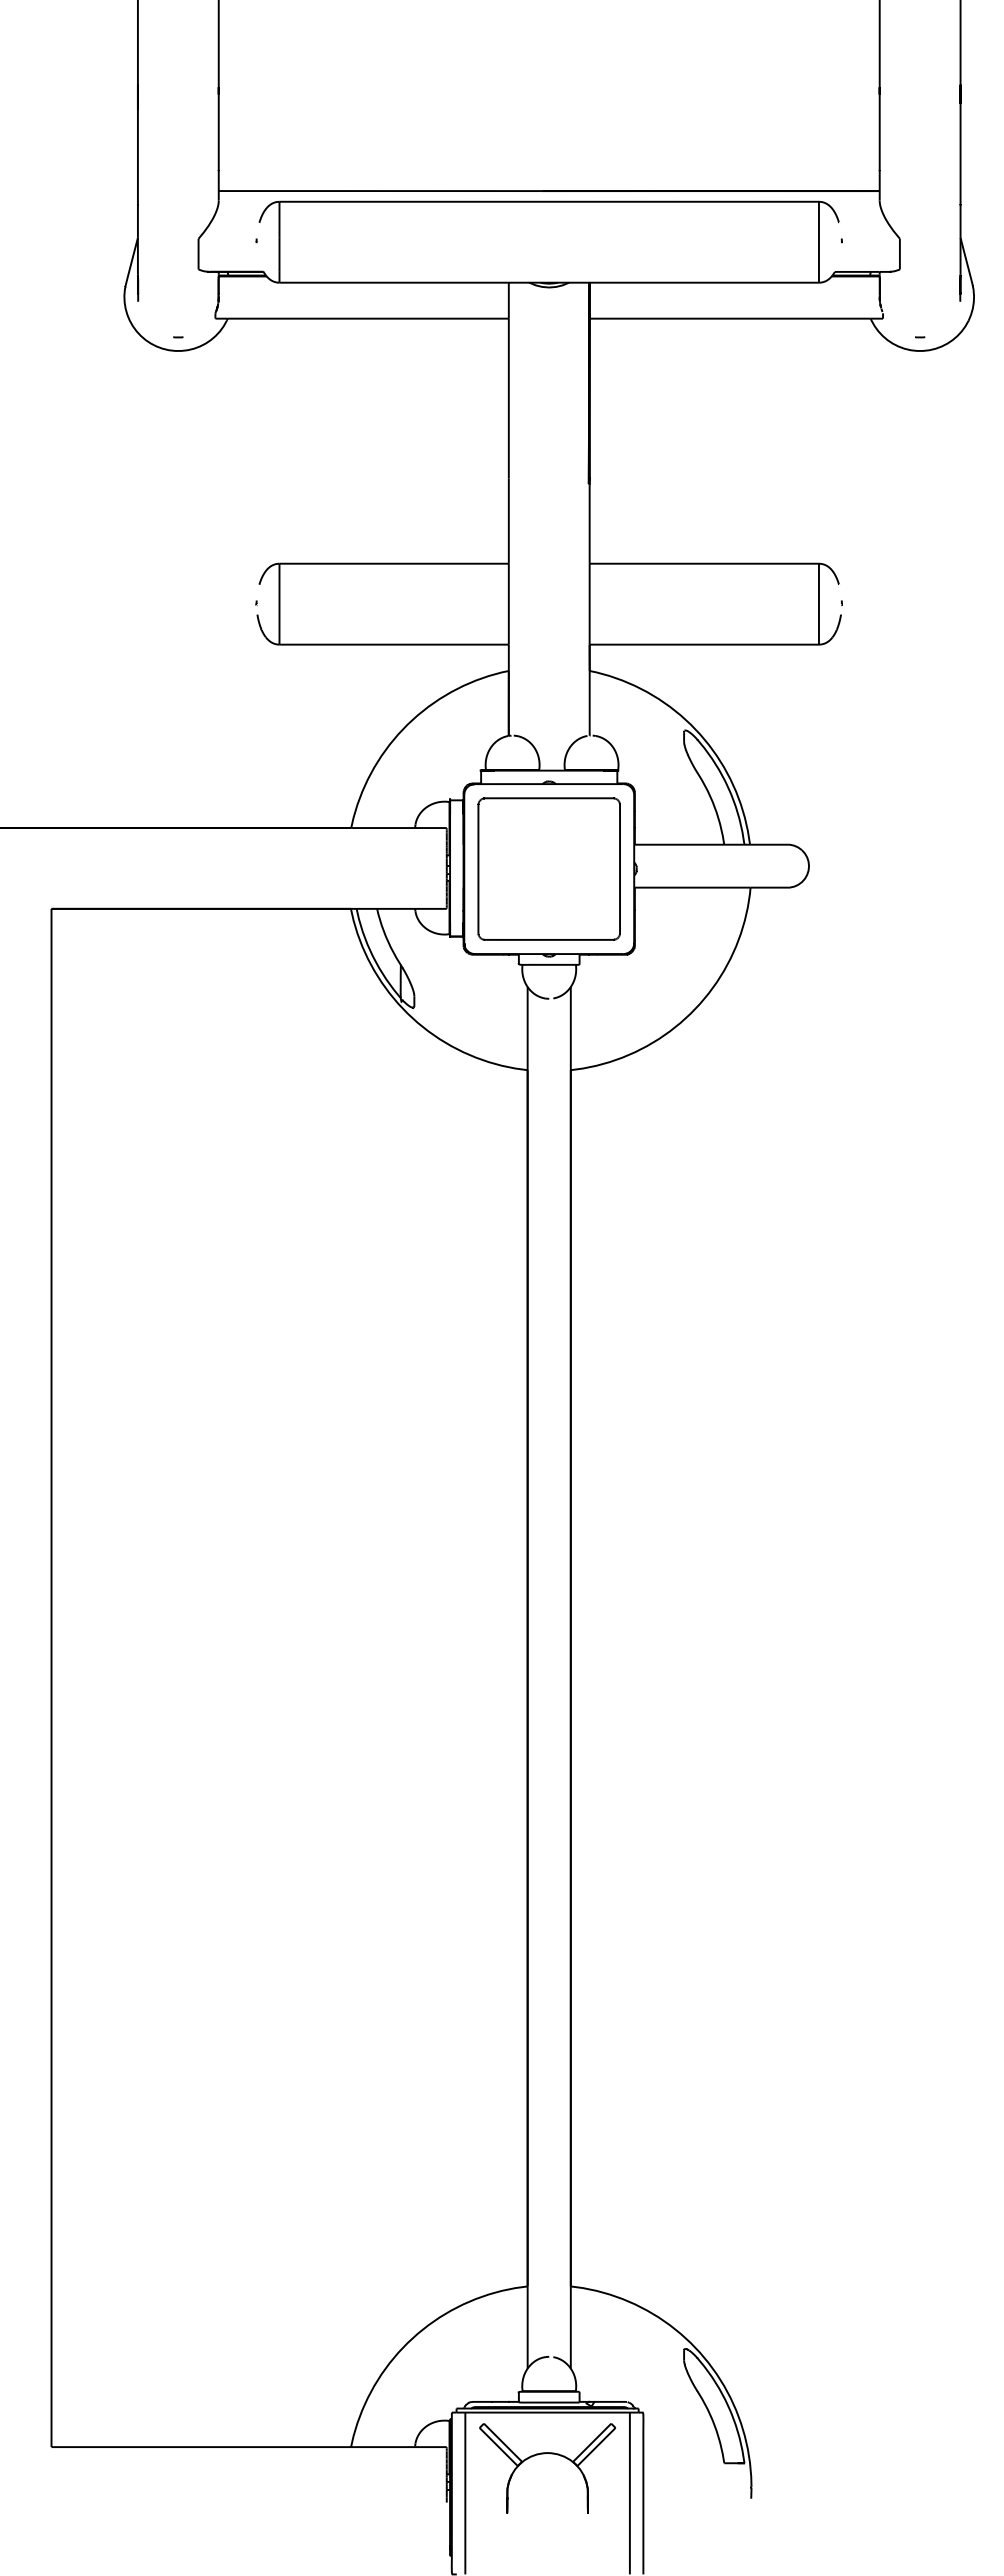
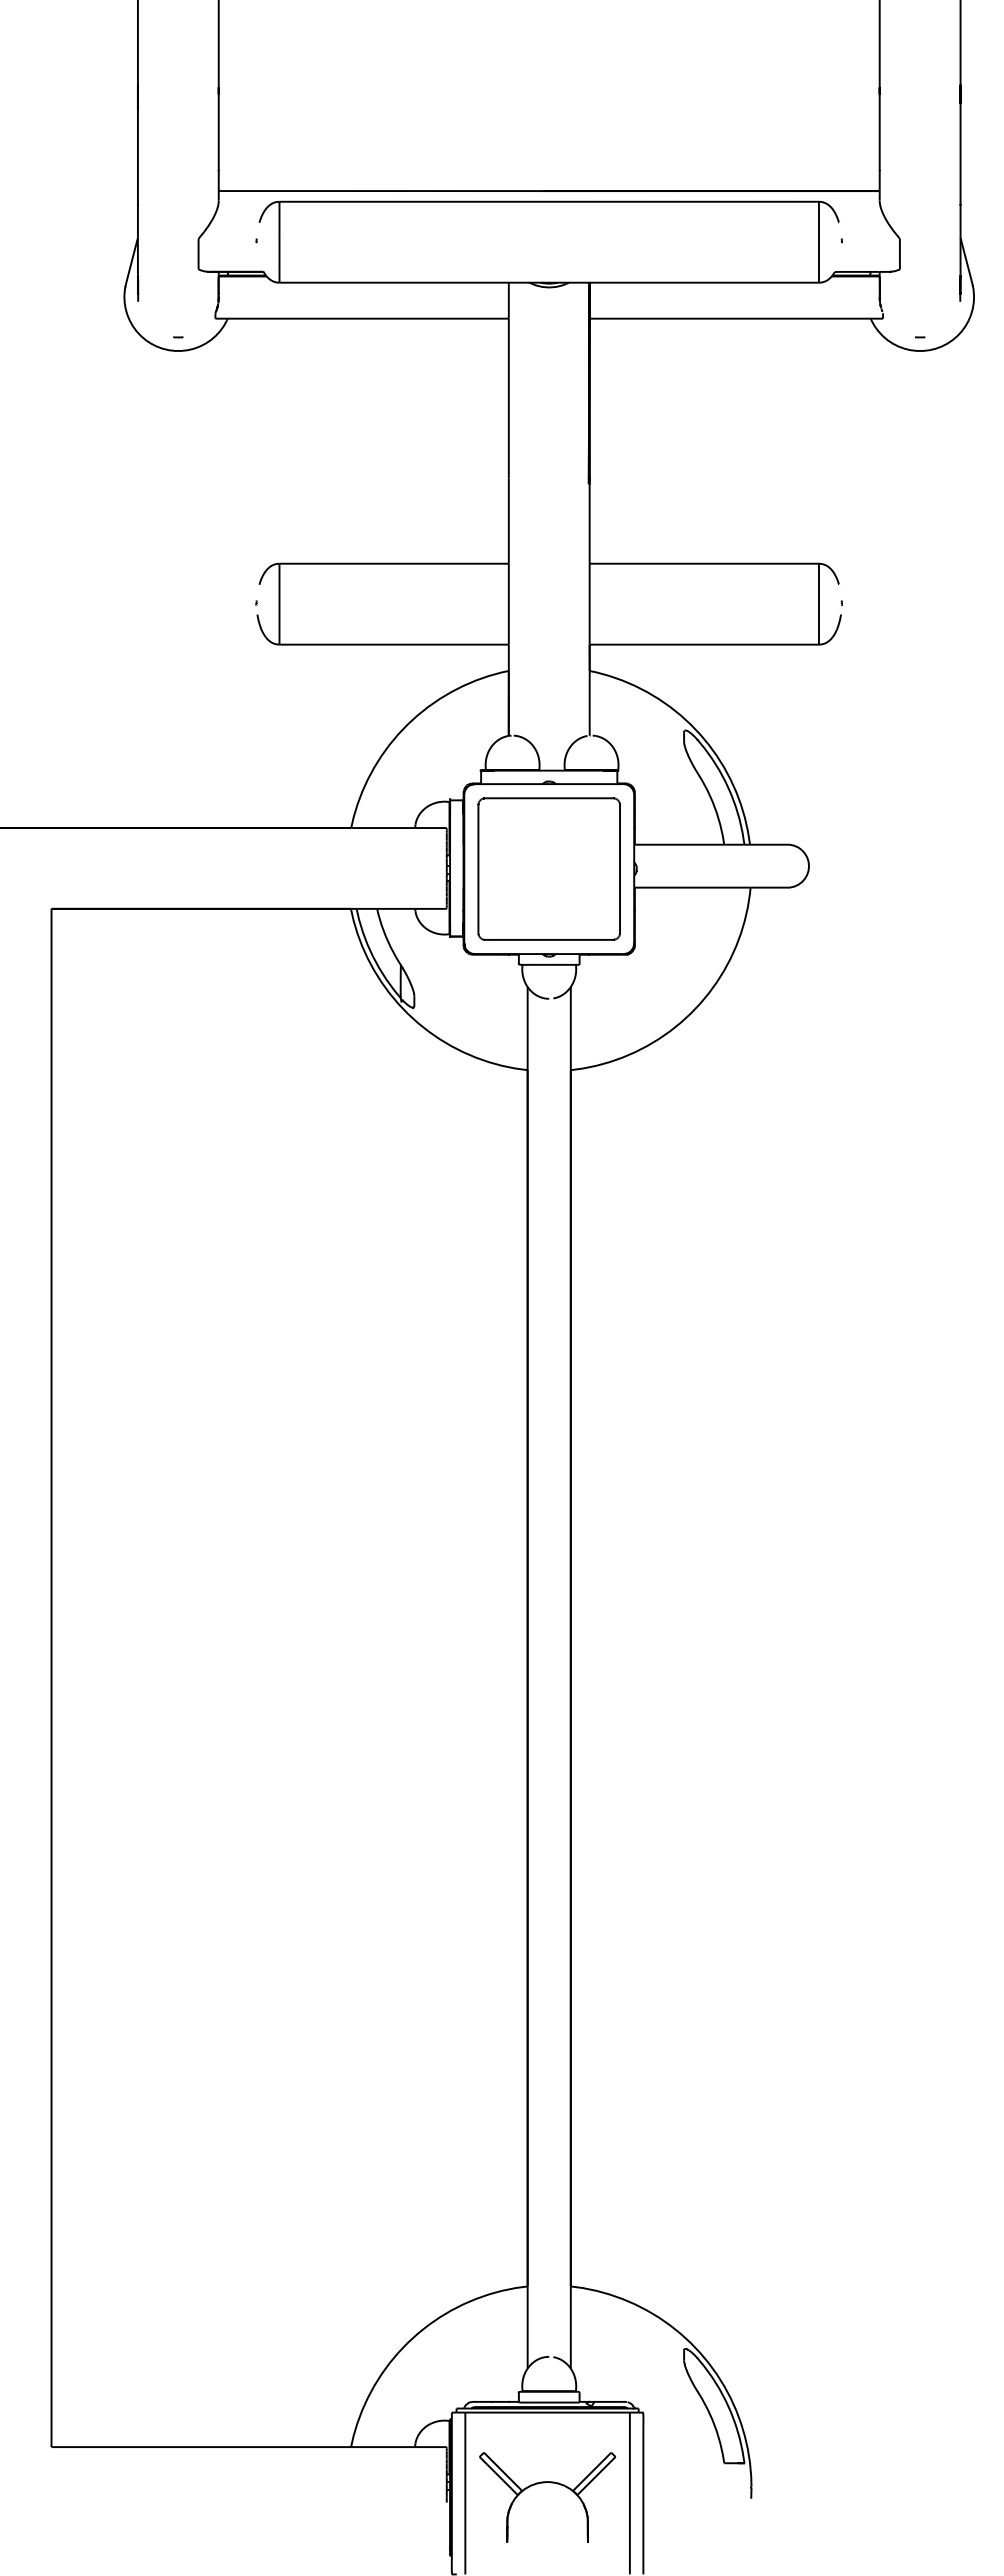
part position: (544, 2454) -> (544, 2483) (544, 2483)
